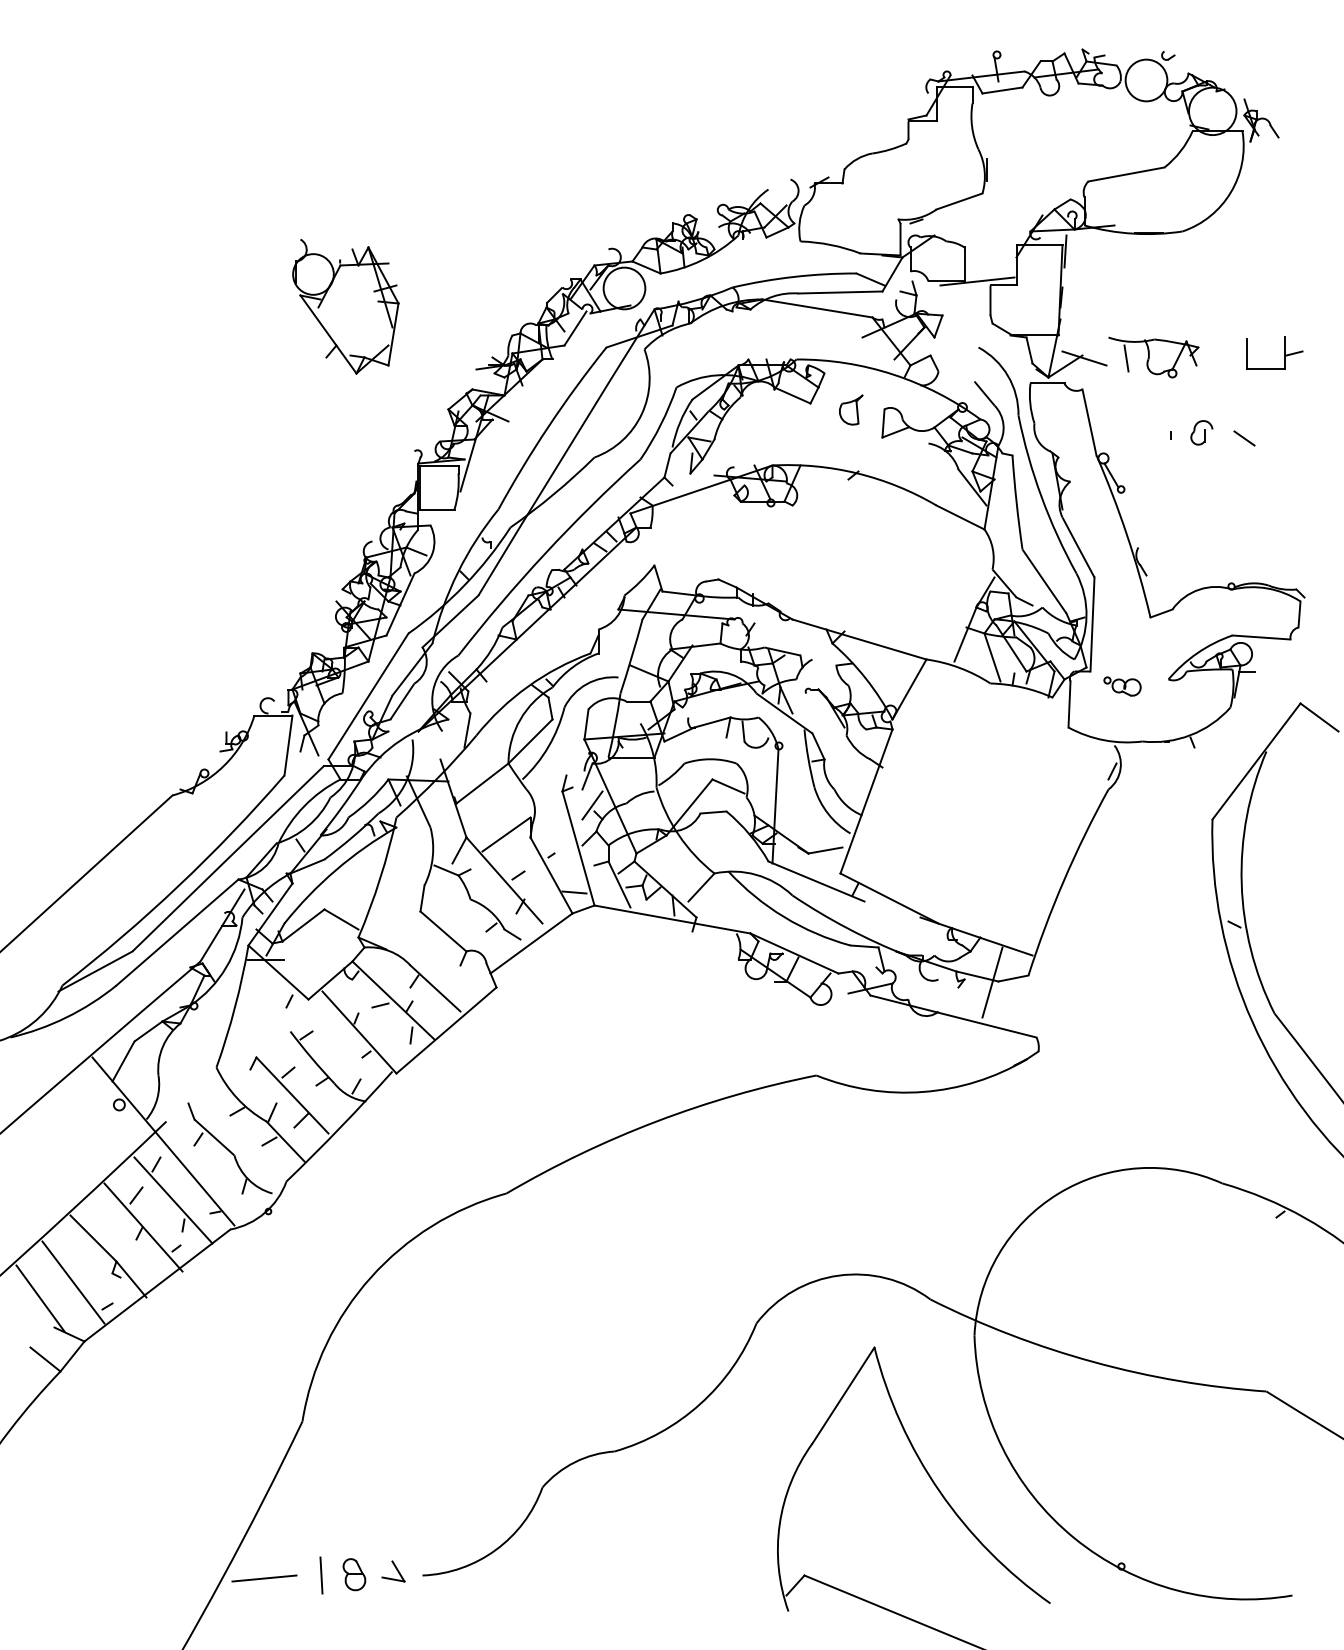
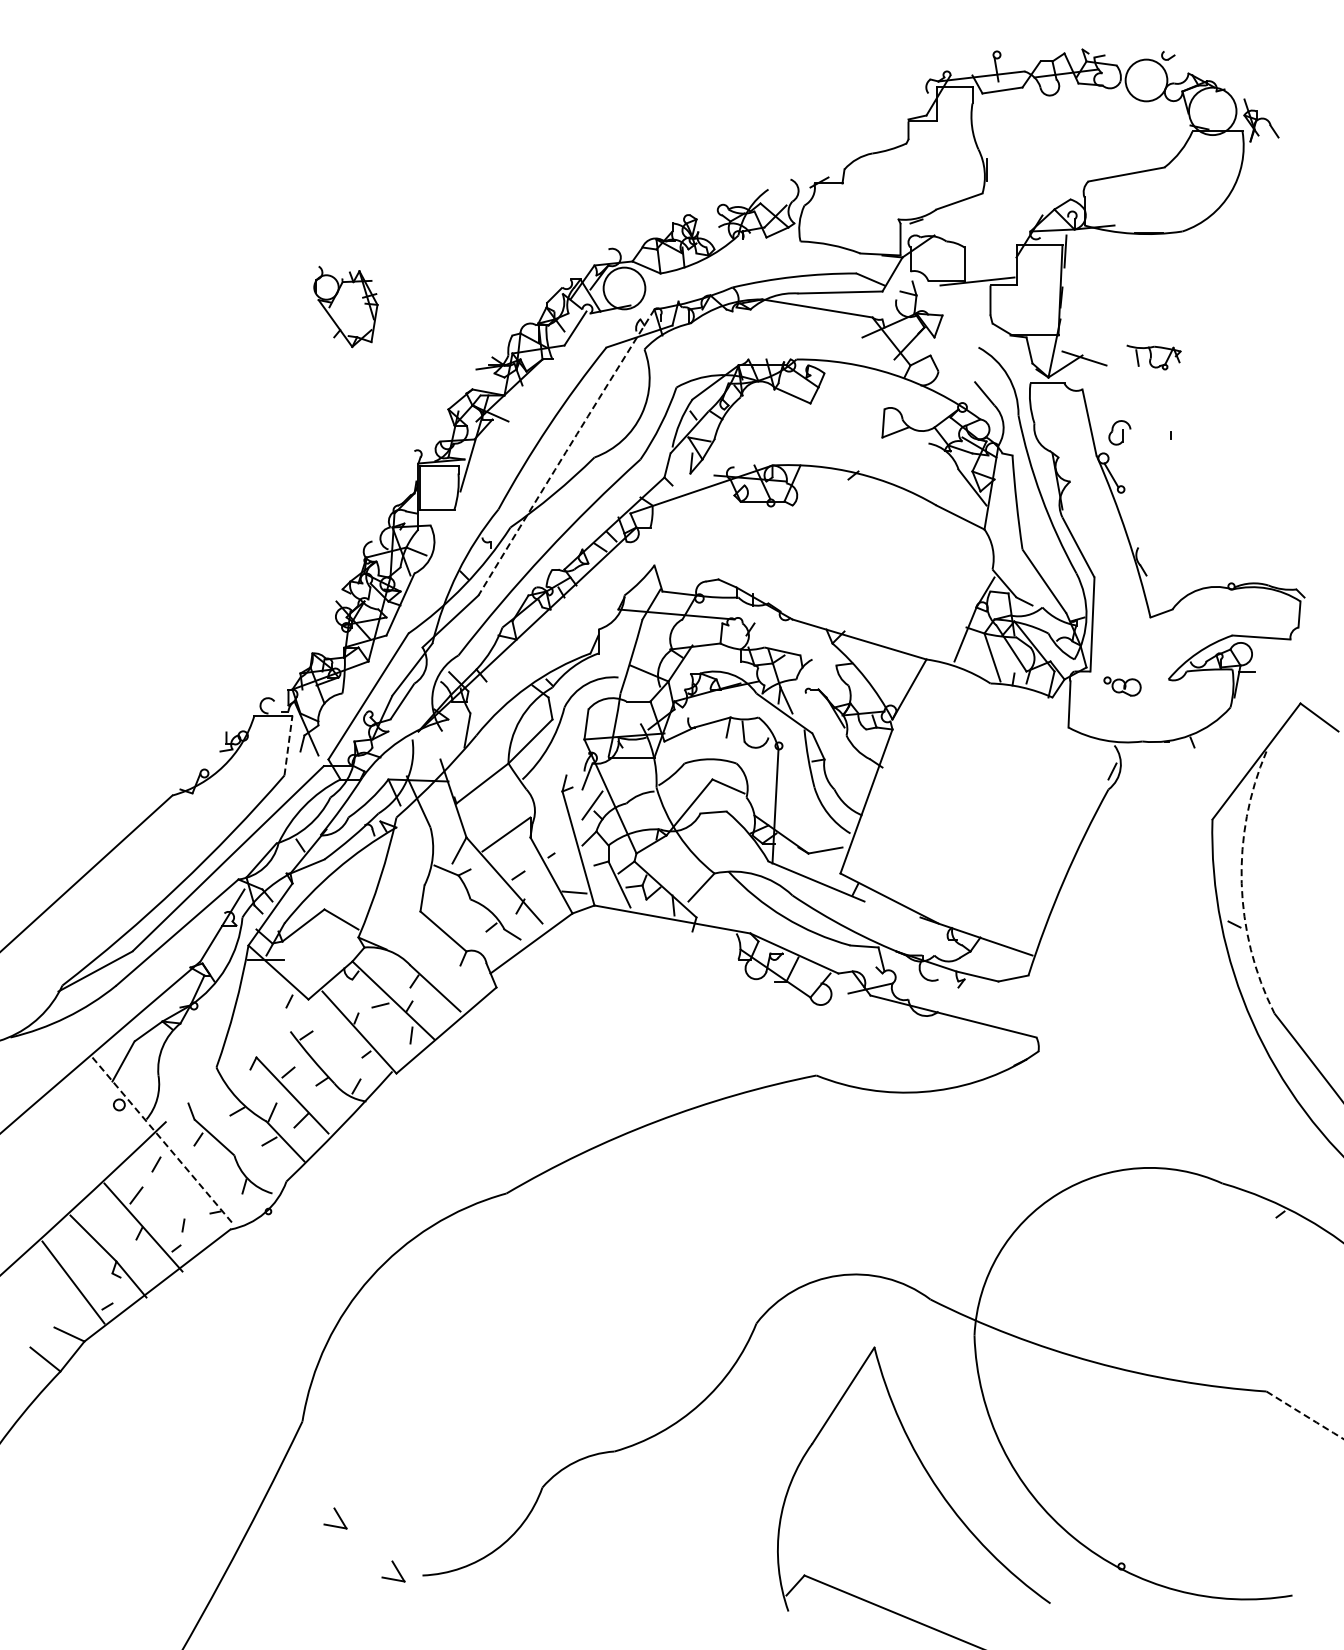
part size: 108x136 px -> 66x84 px (345, 306)
part: present -> none (1284, 352)
part size: 92x43 px -> 56x27 px (1153, 357)
part: present -> none (851, 409)
part position: (1201, 432) -> (1119, 432) (1119, 432)
line: present -> none (1244, 438)
arc: solid -> dashed (565, 452)
line: solid -> dashed (288, 745)
arc: solid -> dashed (1241, 883)
line: present -> none (992, 982)
line: solid -> dashed (163, 1141)
line: present -> none (173, 1200)
line: present -> none (40, 1298)
arc: solid -> dashed (1305, 1415)
part: none -> present (335, 1518)
part: present -> none (354, 1574)
line: present -> none (321, 1575)
line: present -> none (264, 1578)
